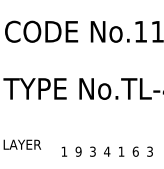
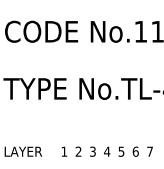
text position: (22, 144) -> (23, 151) (23, 151)
text: 9 -> 2 (78, 151)
text: 1 -> 5 (121, 151)
text: 3 -> 7 (149, 151)
